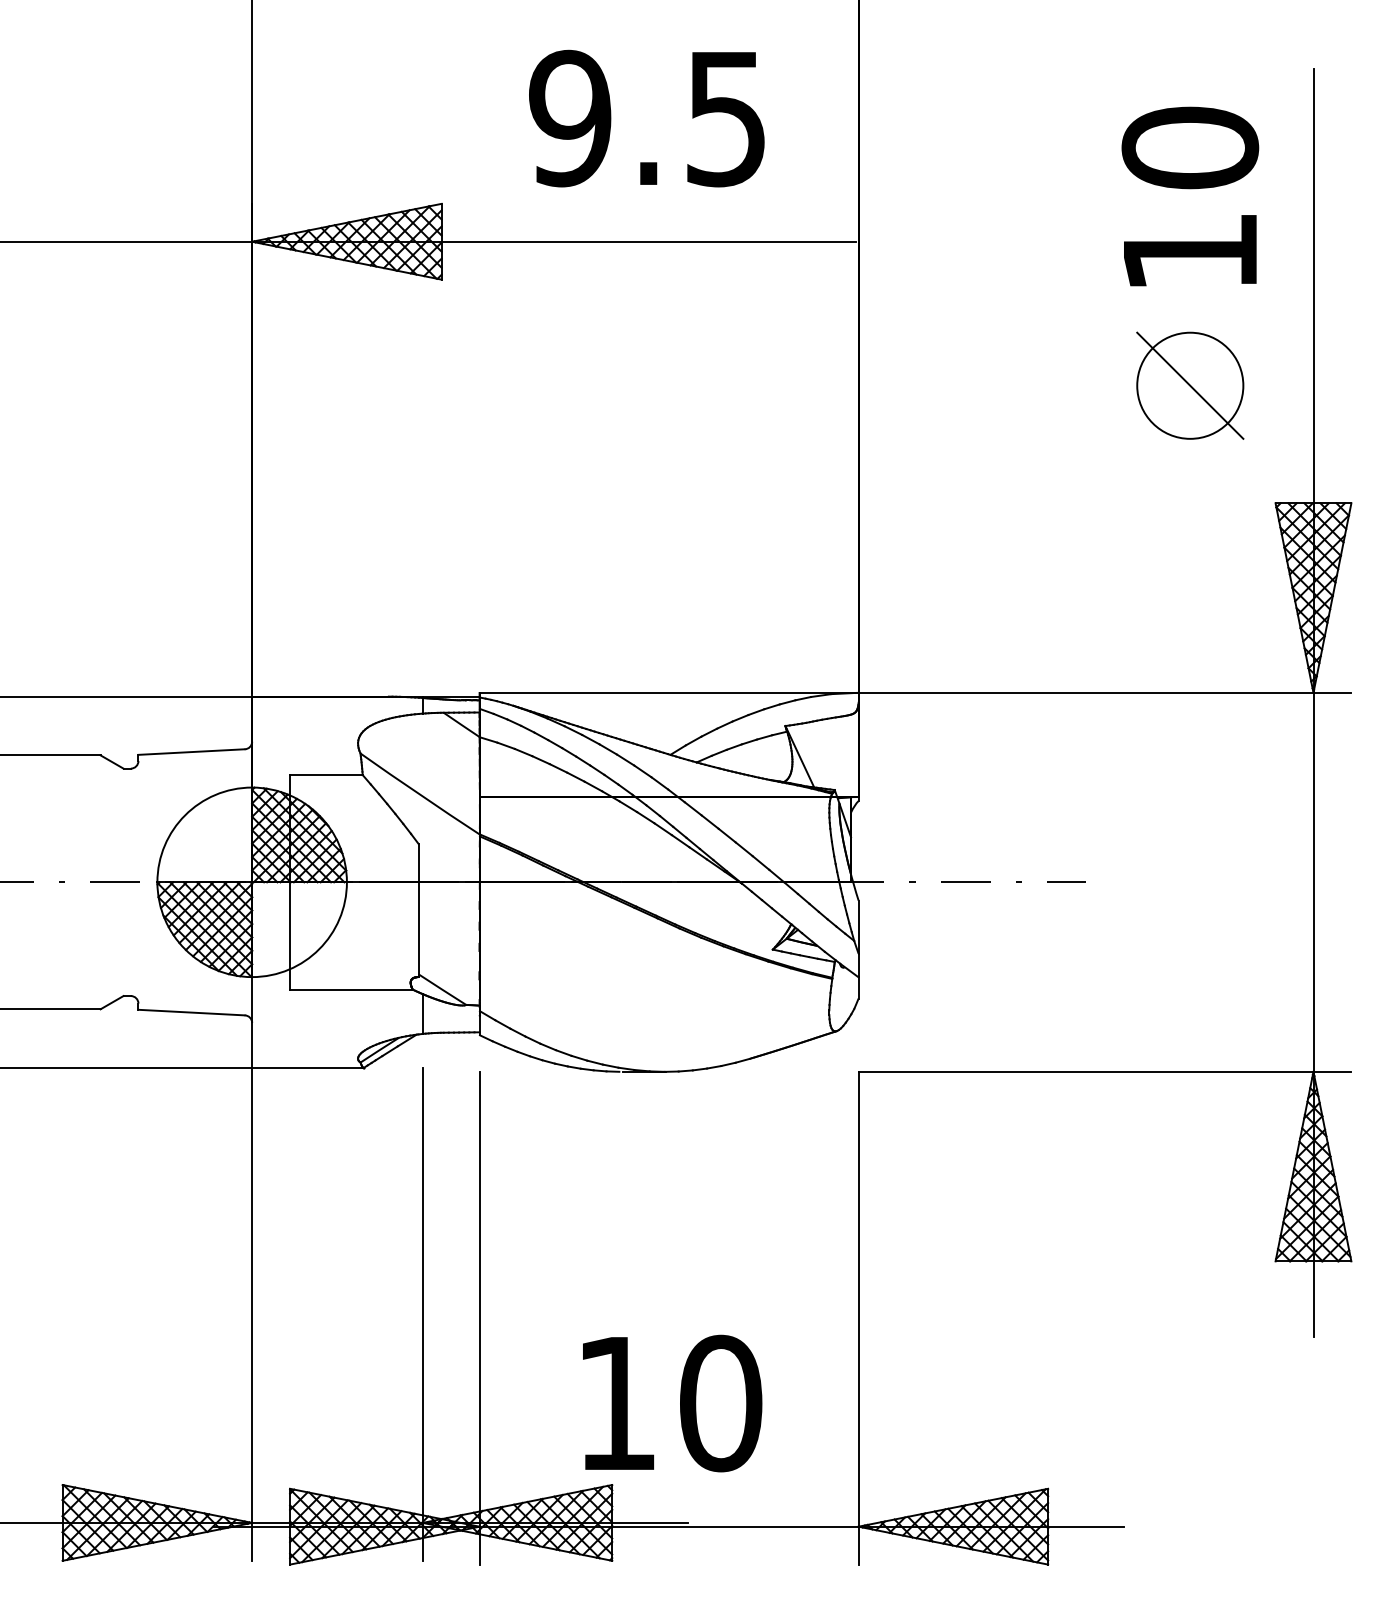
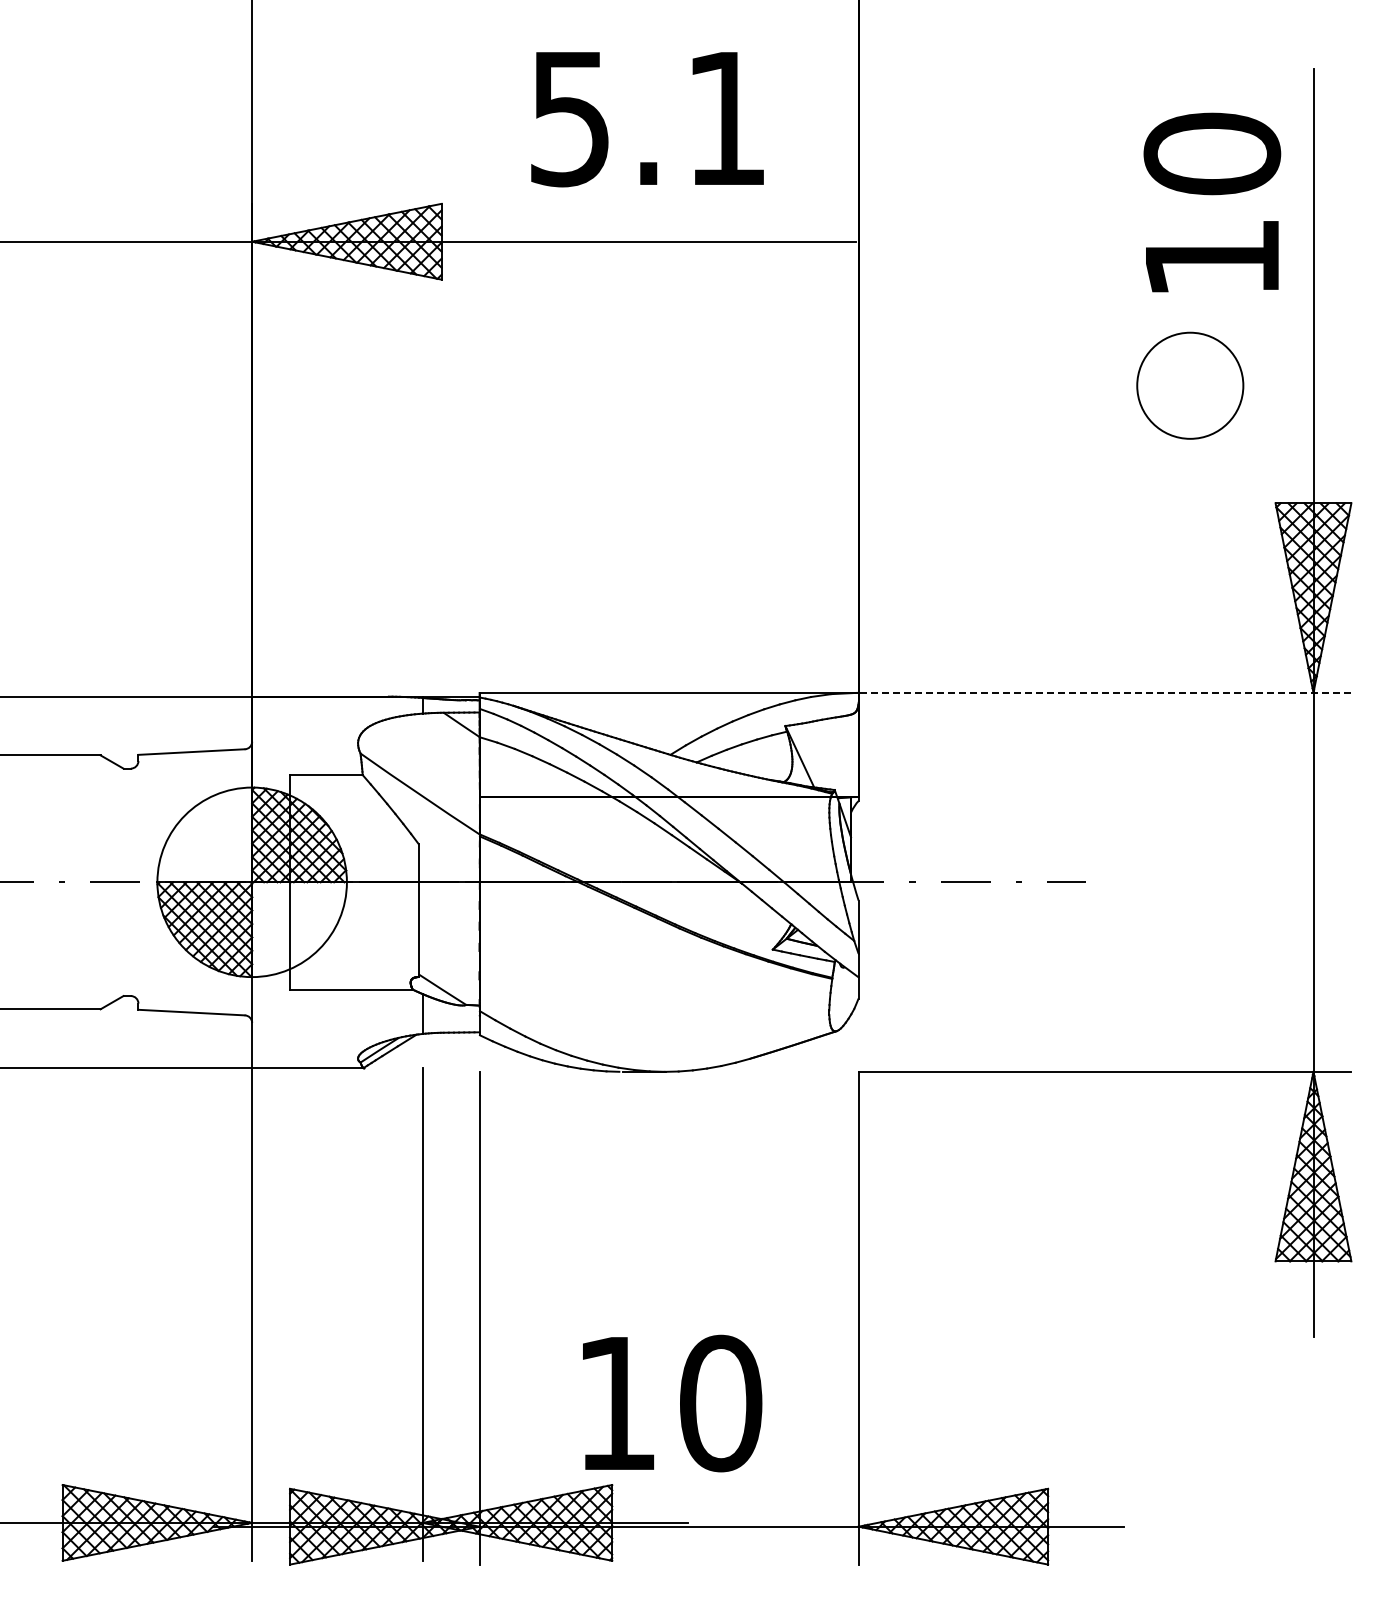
text: 9.5 -> 5.1 (646, 118)
text position: (1190, 196) -> (1212, 202) (1212, 202)
line: present -> none (1190, 385)
line: solid -> dashed (1104, 692)
